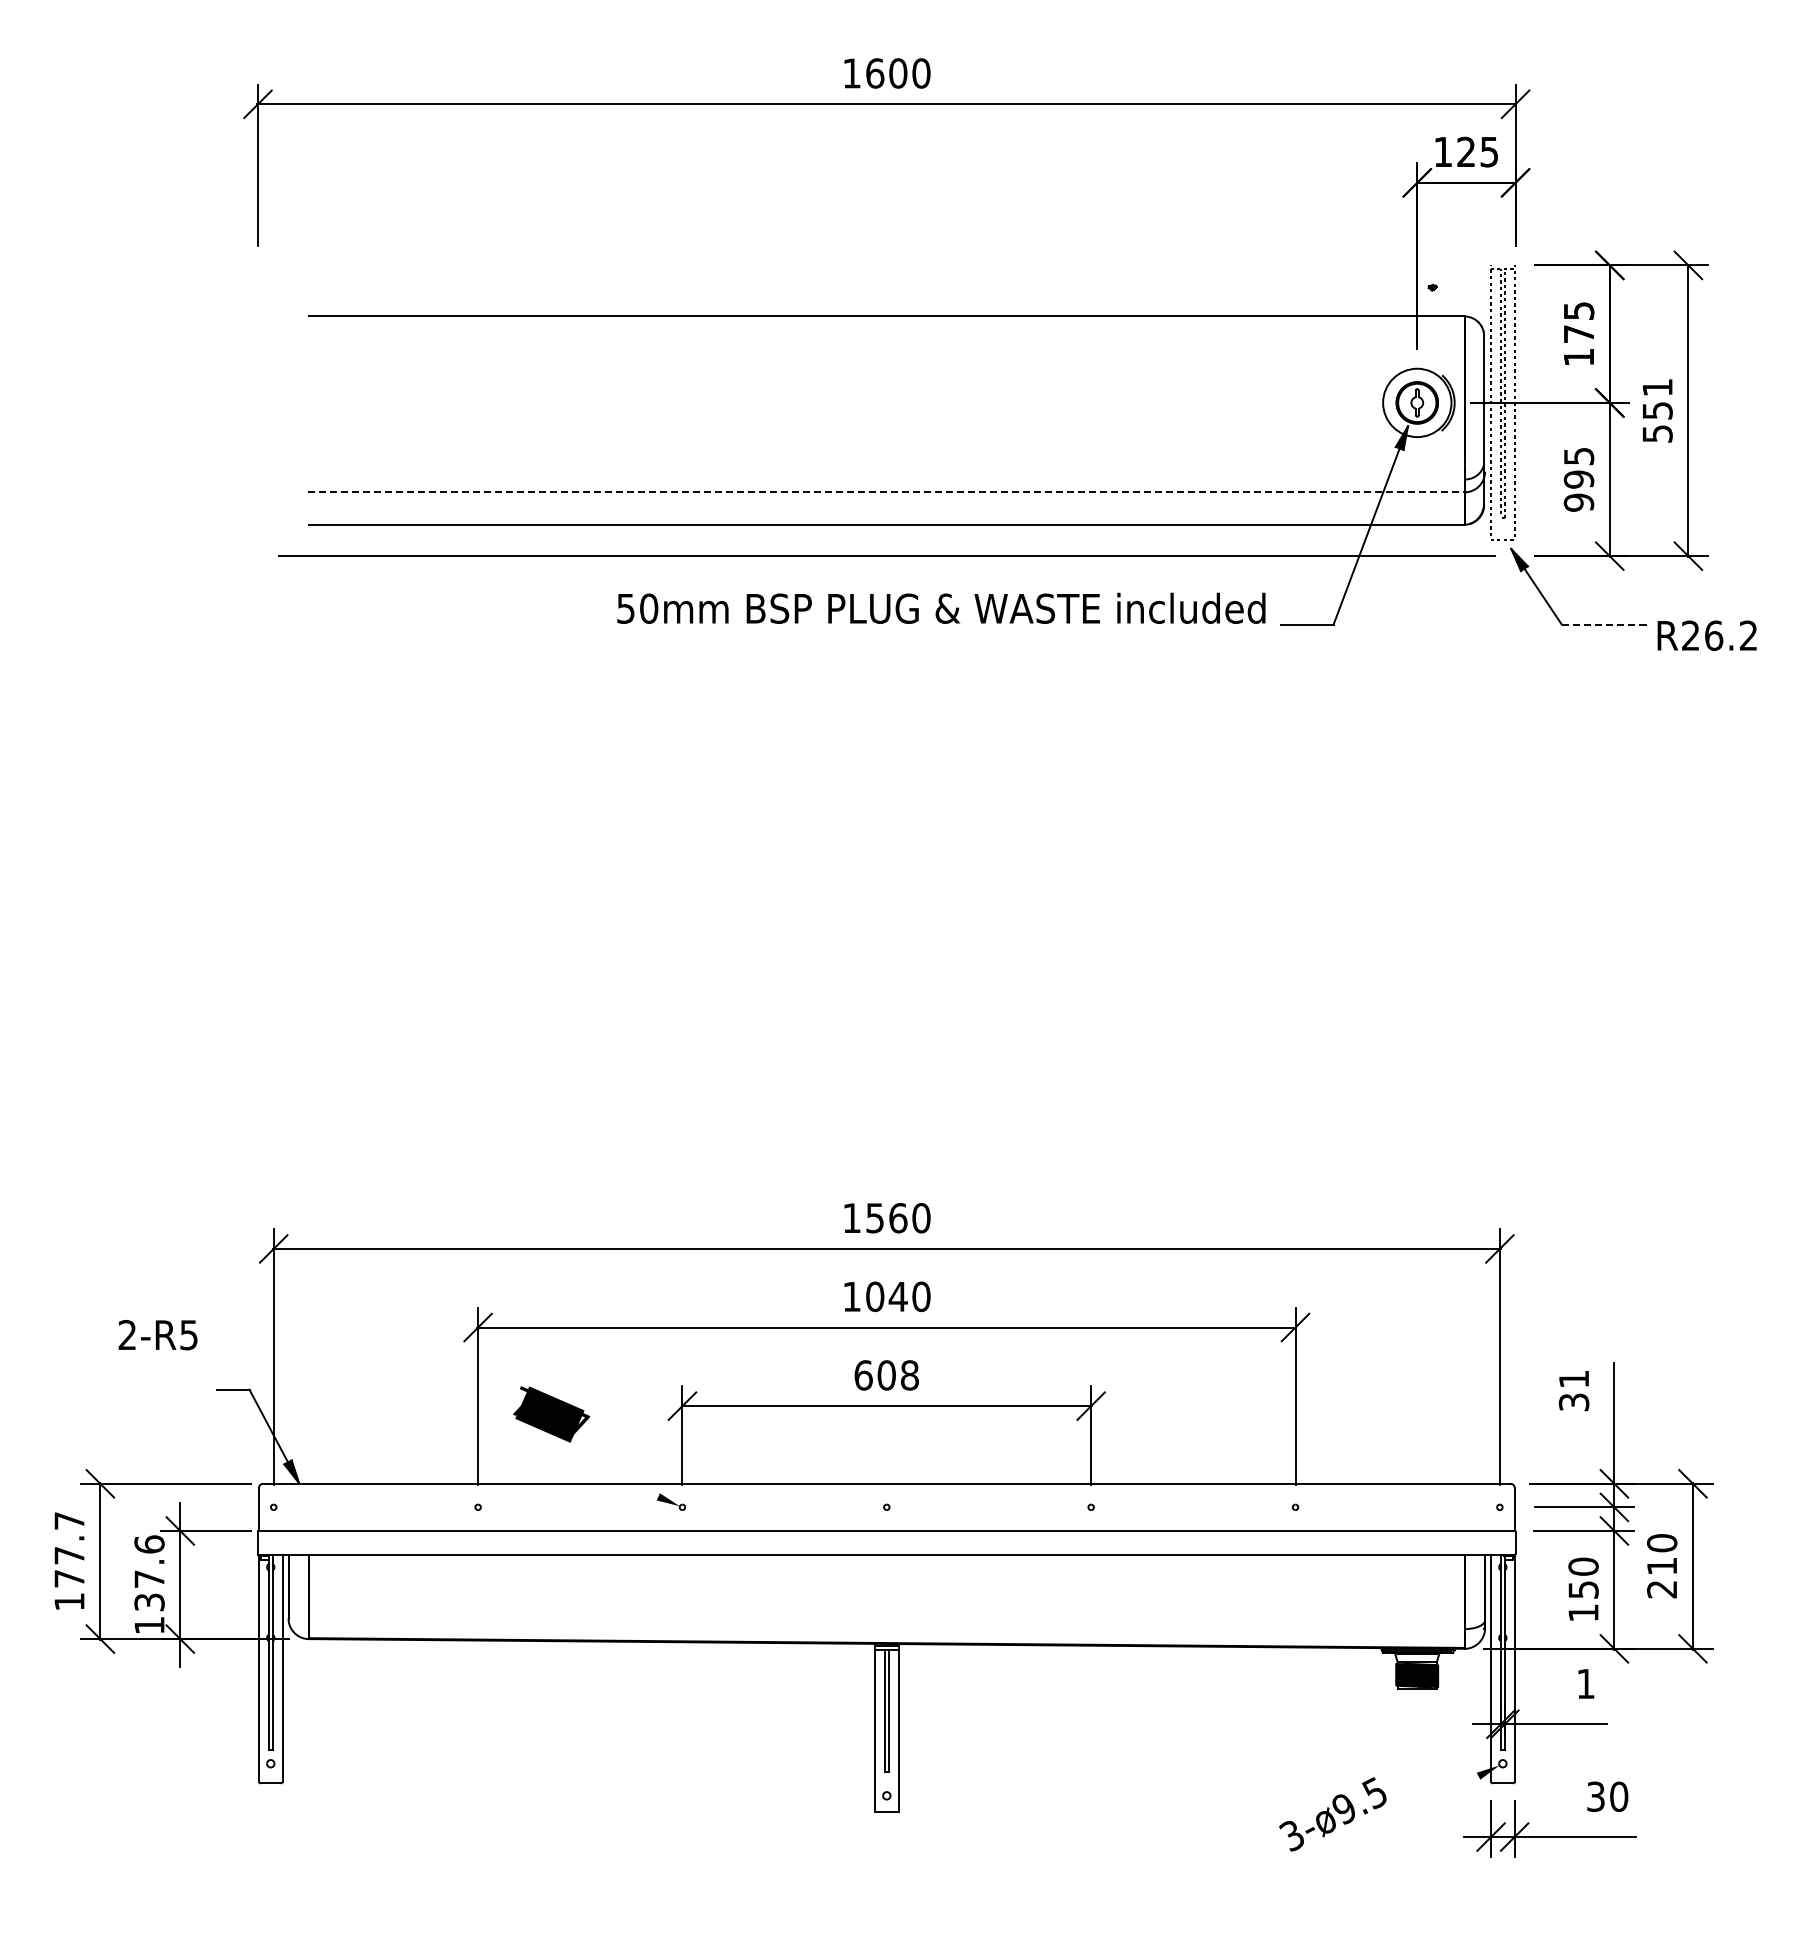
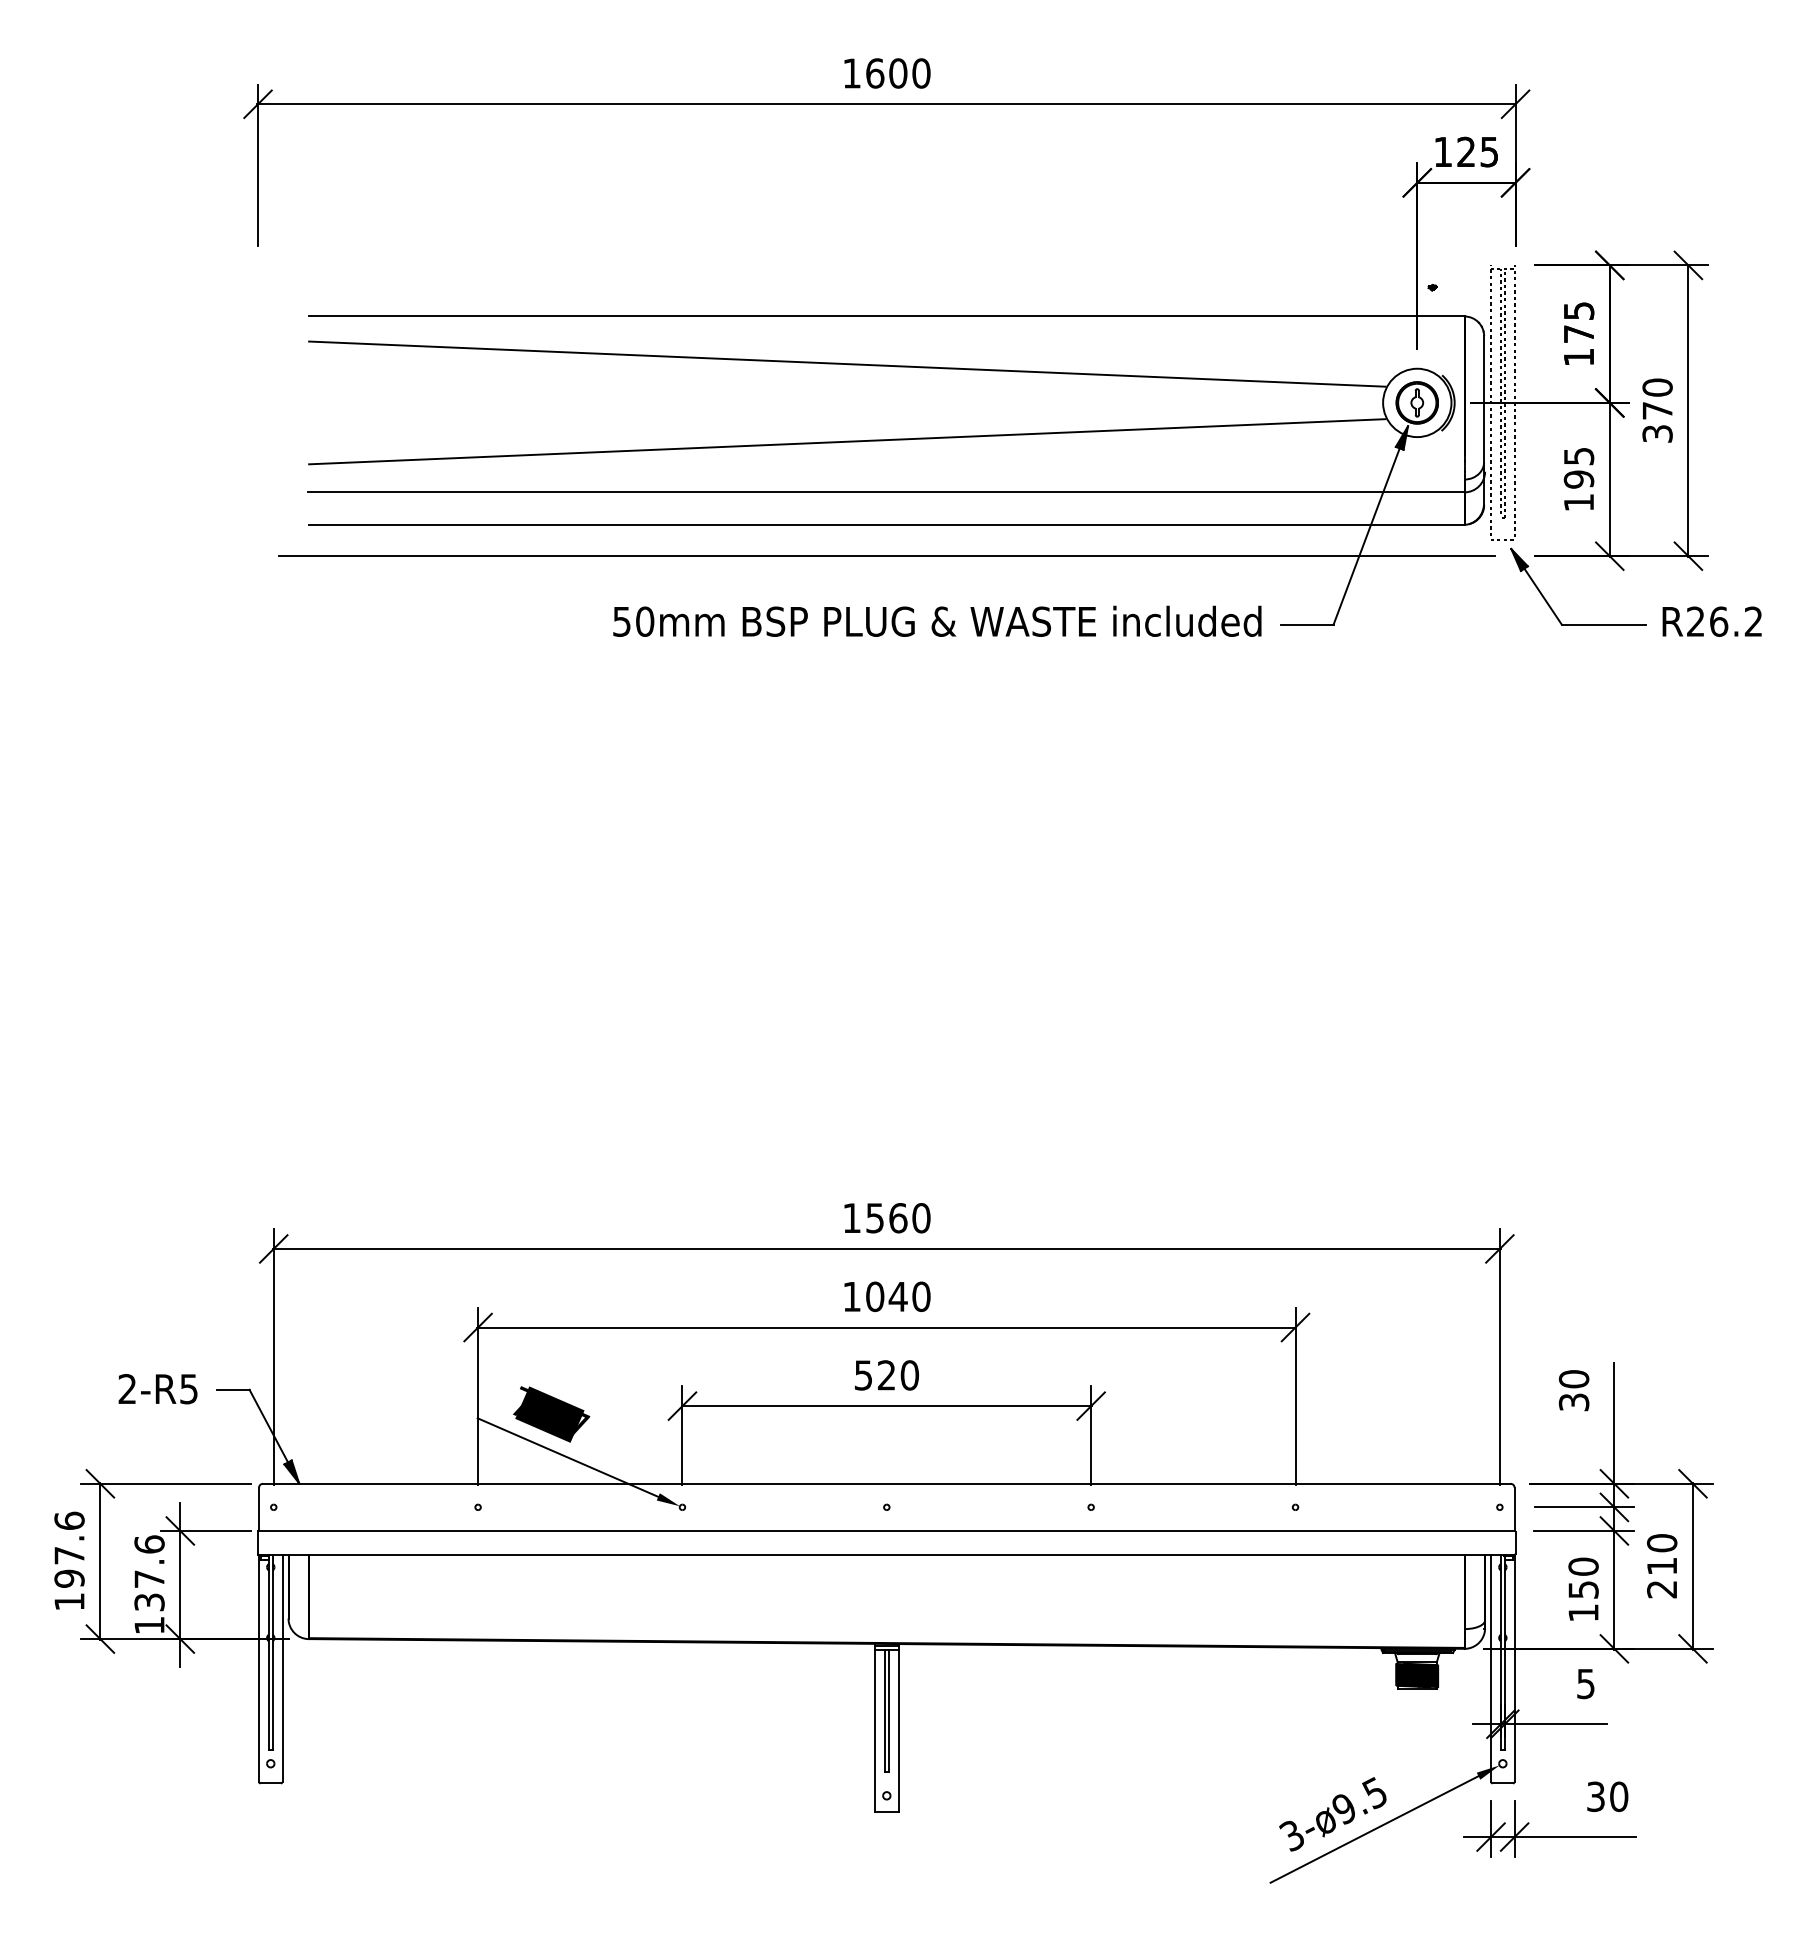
line: none -> present (847, 363)
text: 551 -> 370 (1657, 410)
line: none -> present (847, 441)
line: dashed -> solid (886, 492)
text: 995 -> 195 (1578, 502)
text position: (941, 607) -> (937, 620) (937, 620)
line: dashed -> solid (1603, 624)
text position: (1706, 635) -> (1711, 621) (1711, 621)
text position: (157, 1335) -> (157, 1389) (157, 1389)
text: 608 -> 520 (886, 1375)
text: 31 -> 30 (1573, 1379)
line: none -> present (567, 1457)
text: 177.7 -> 197.6 (69, 1549)
text: 1 -> 5 (1585, 1684)
line: none -> present (1374, 1829)
